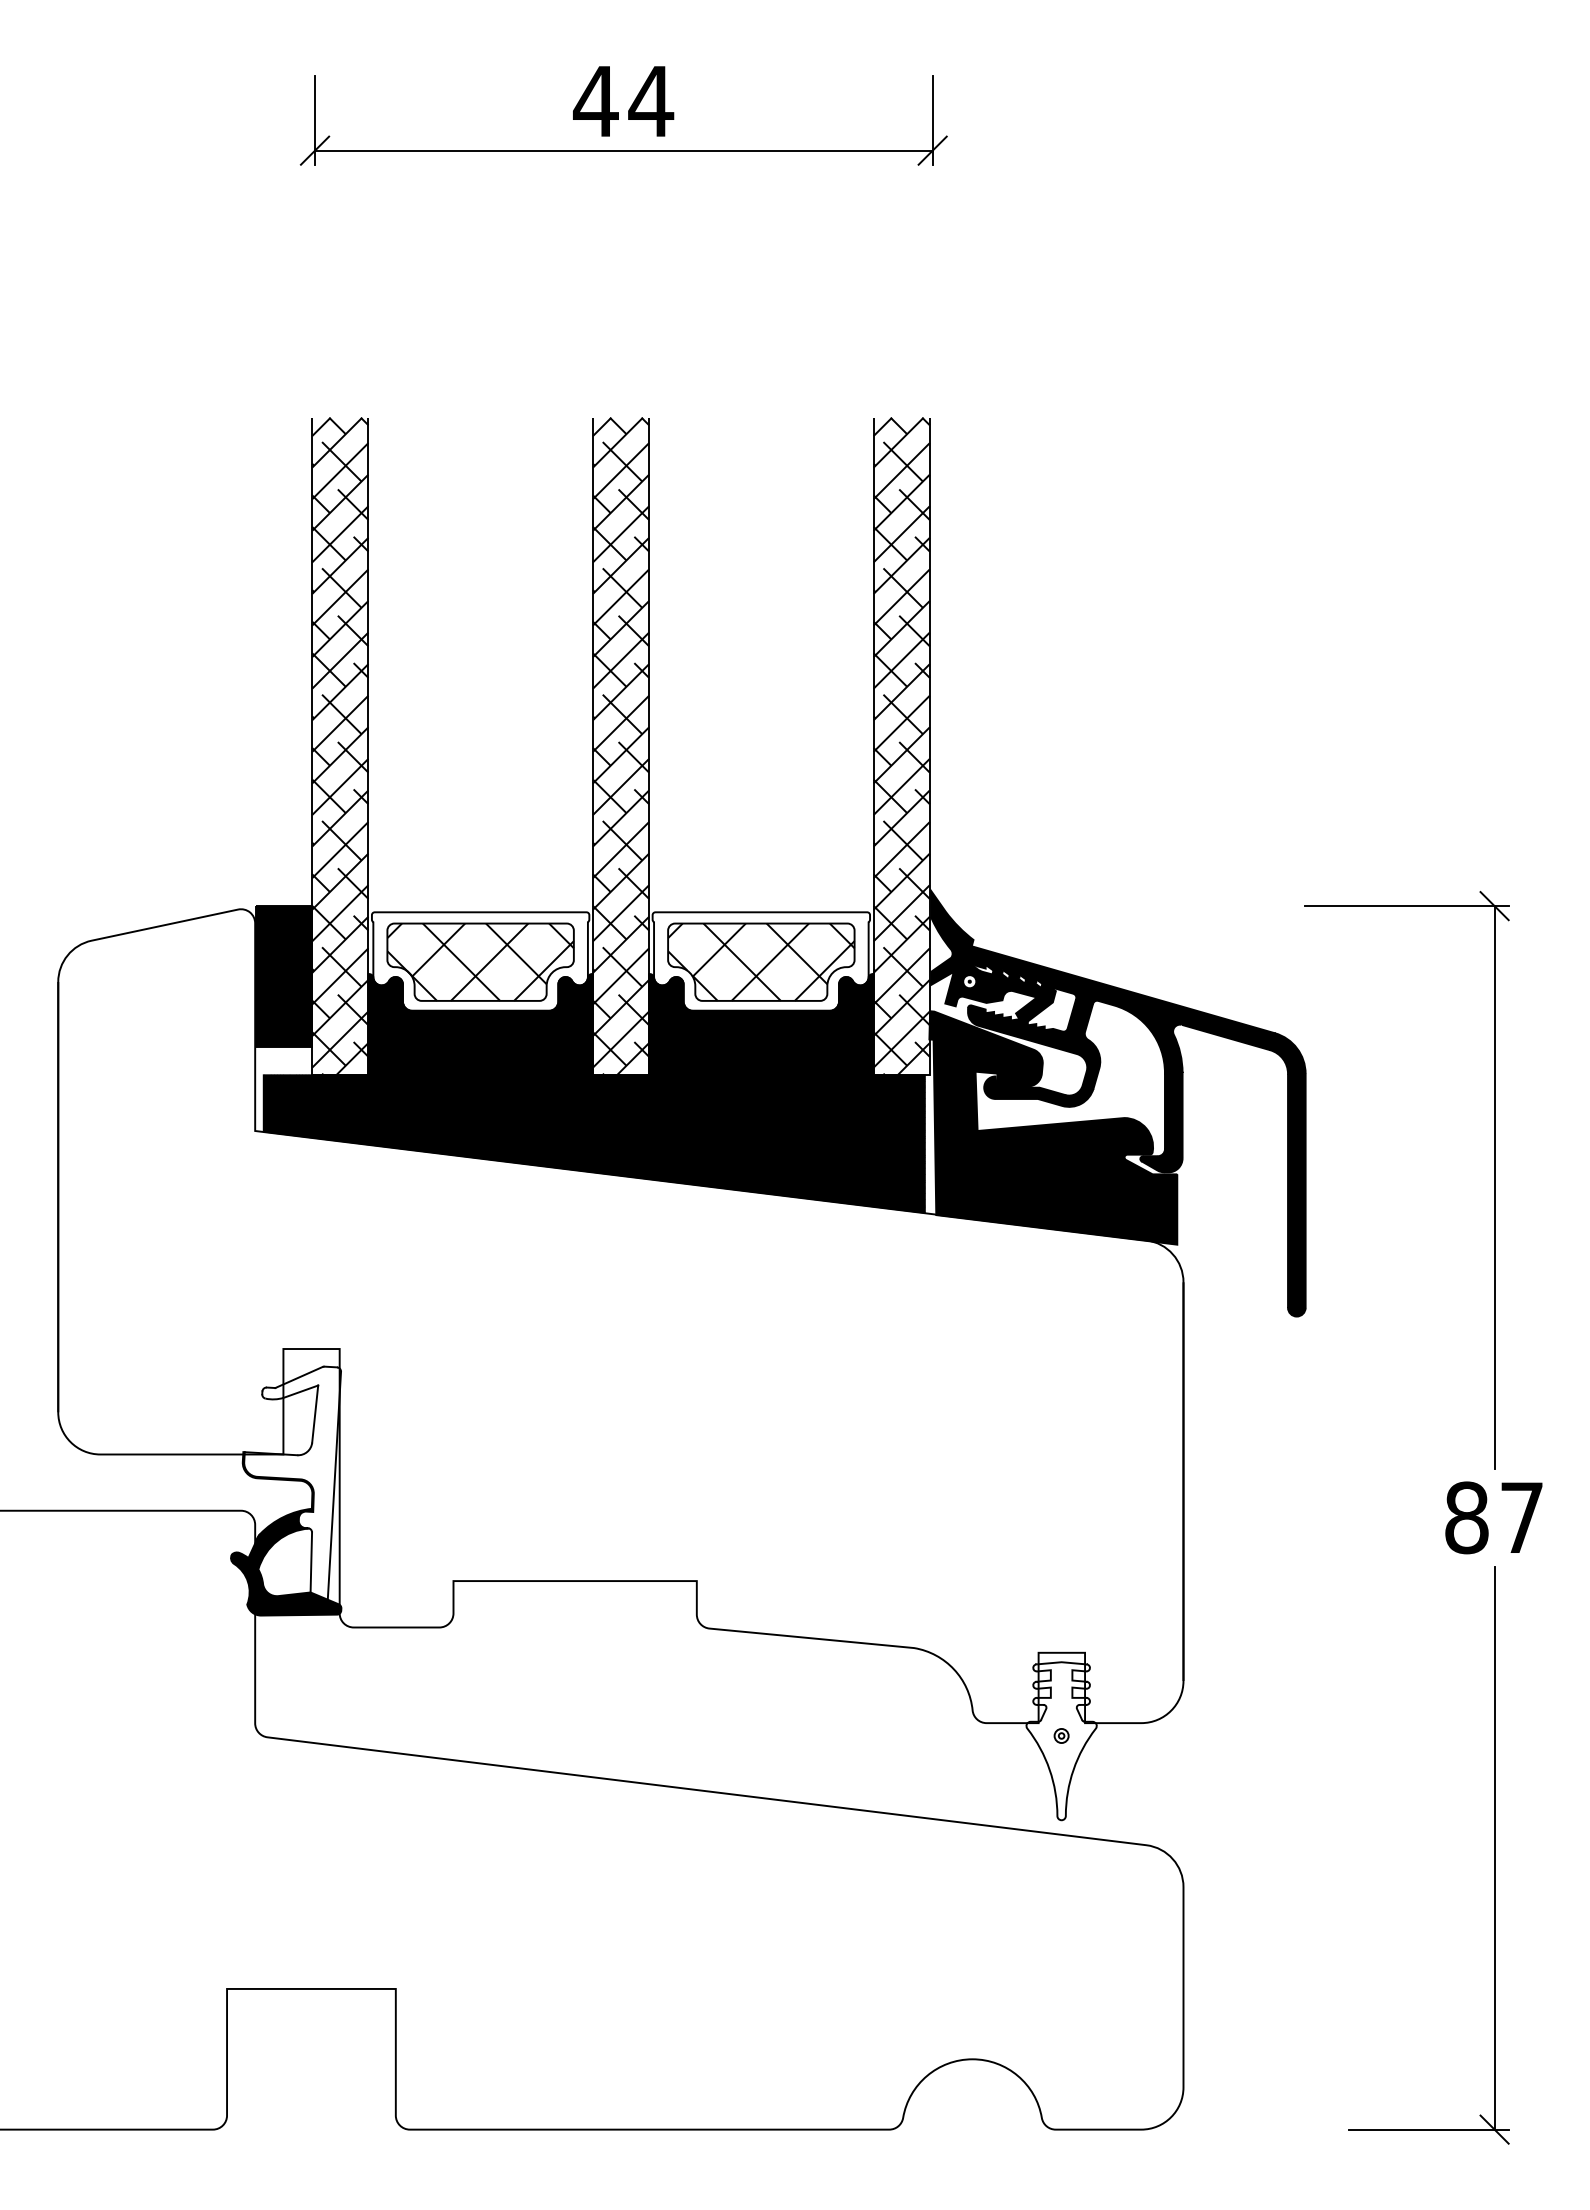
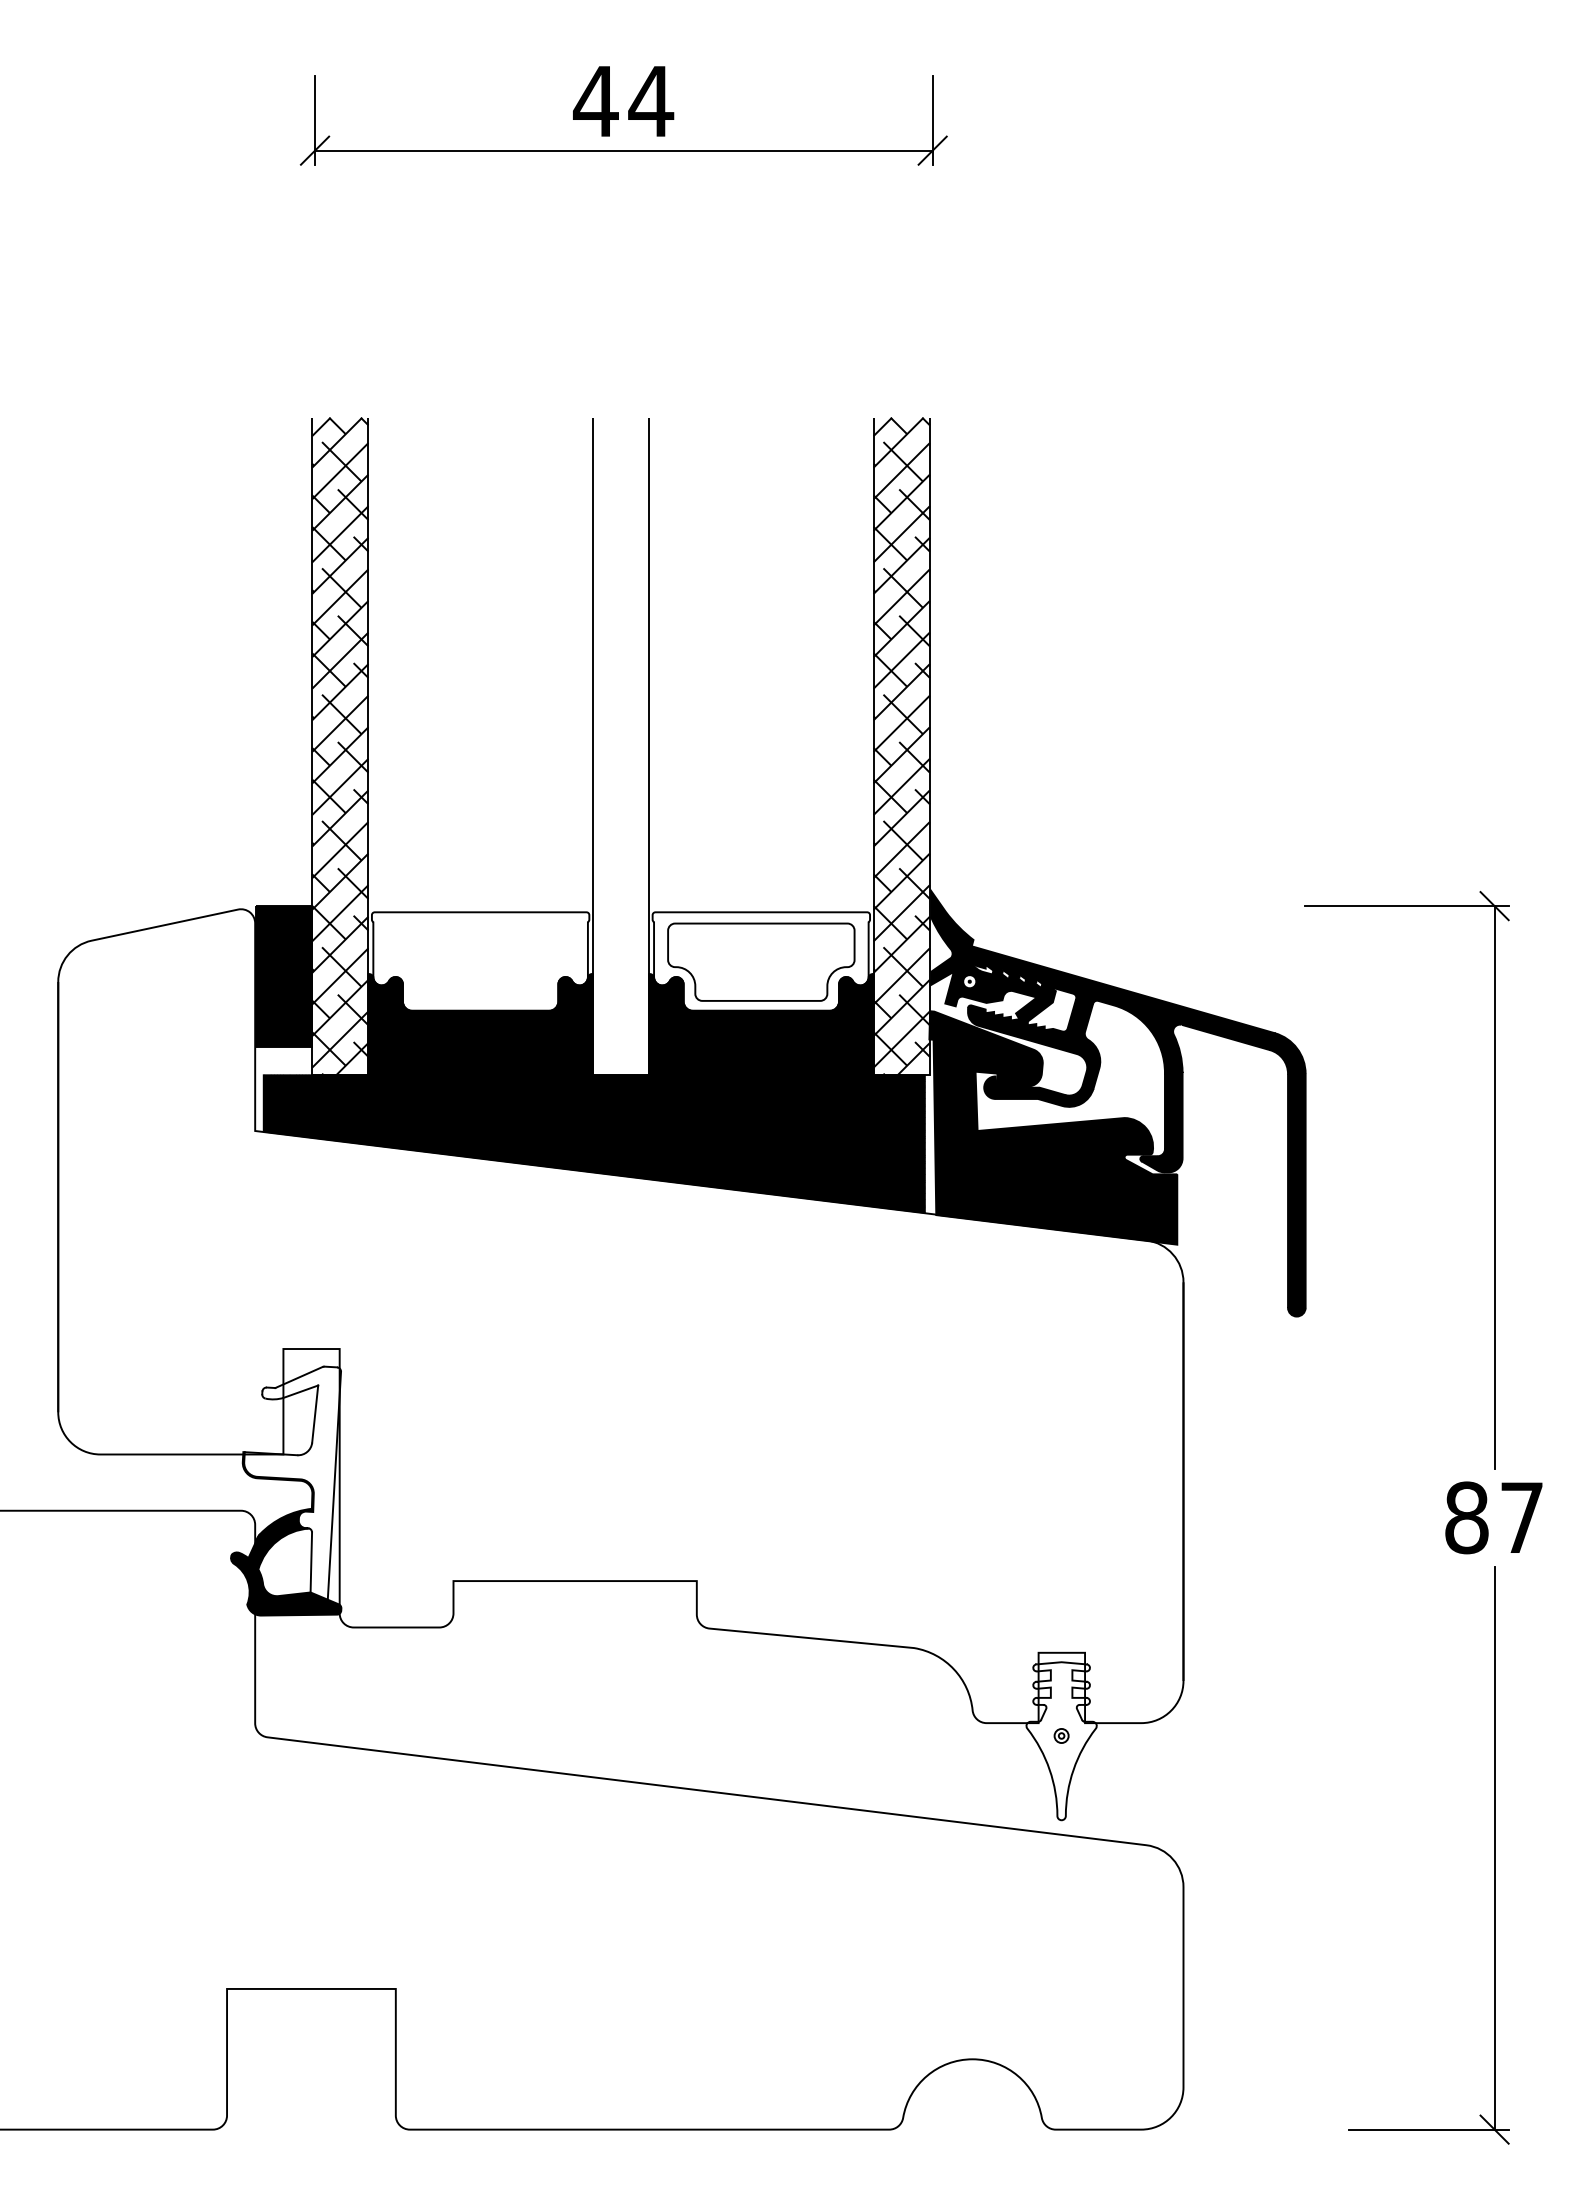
hatch: present -> none (620, 745)
part: present -> none (480, 961)
hatch: present -> none (761, 961)
